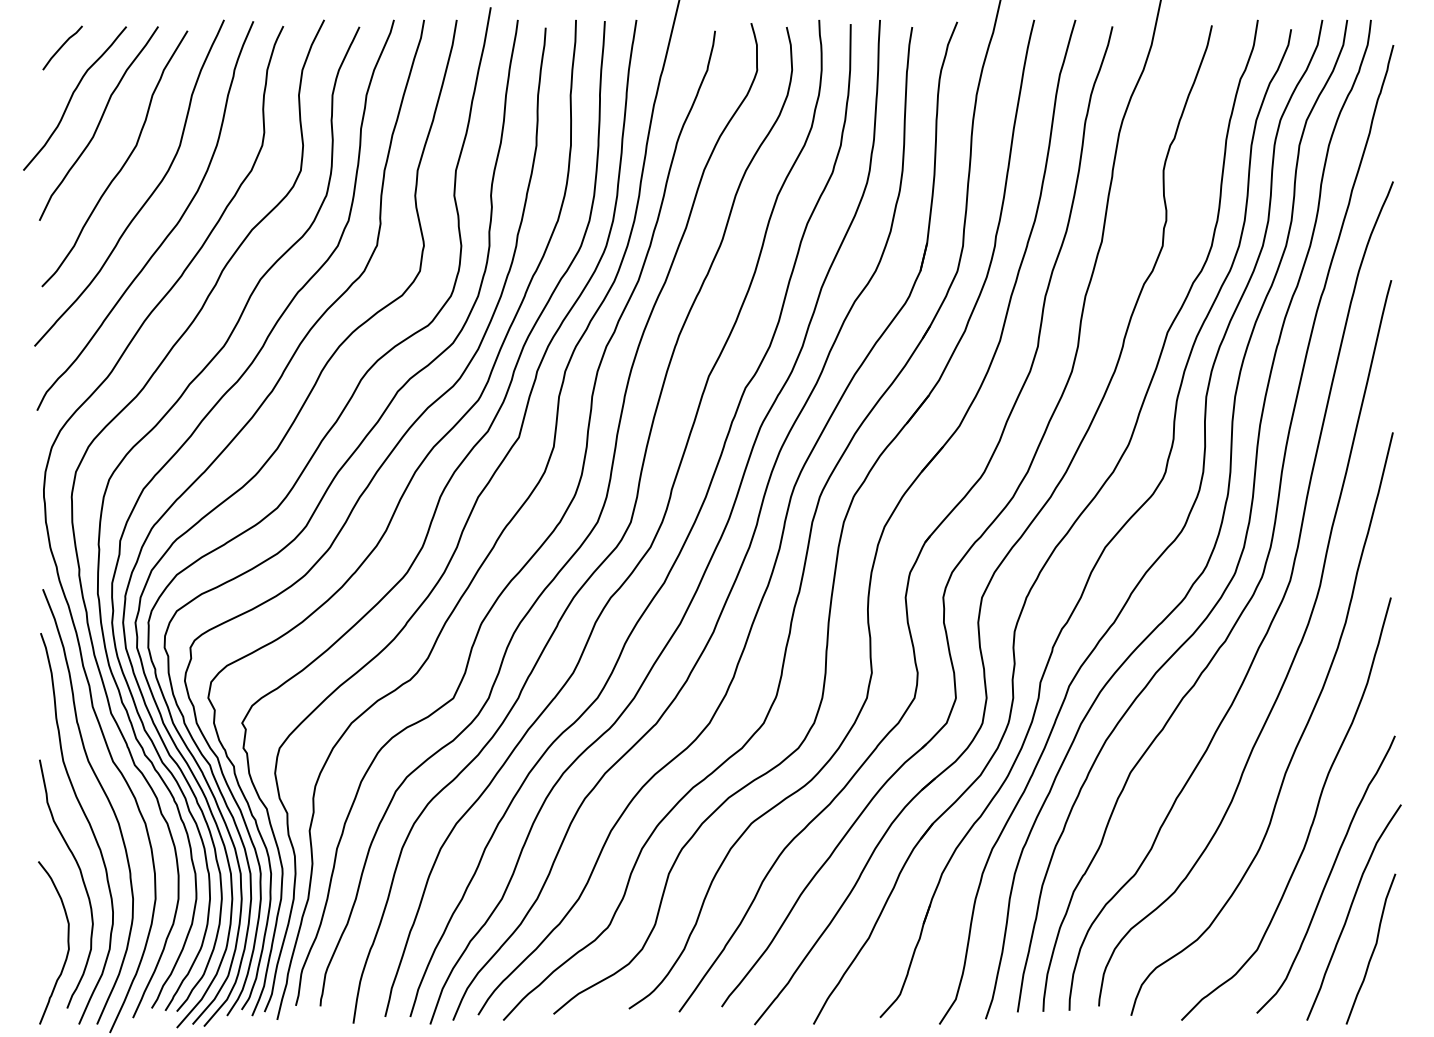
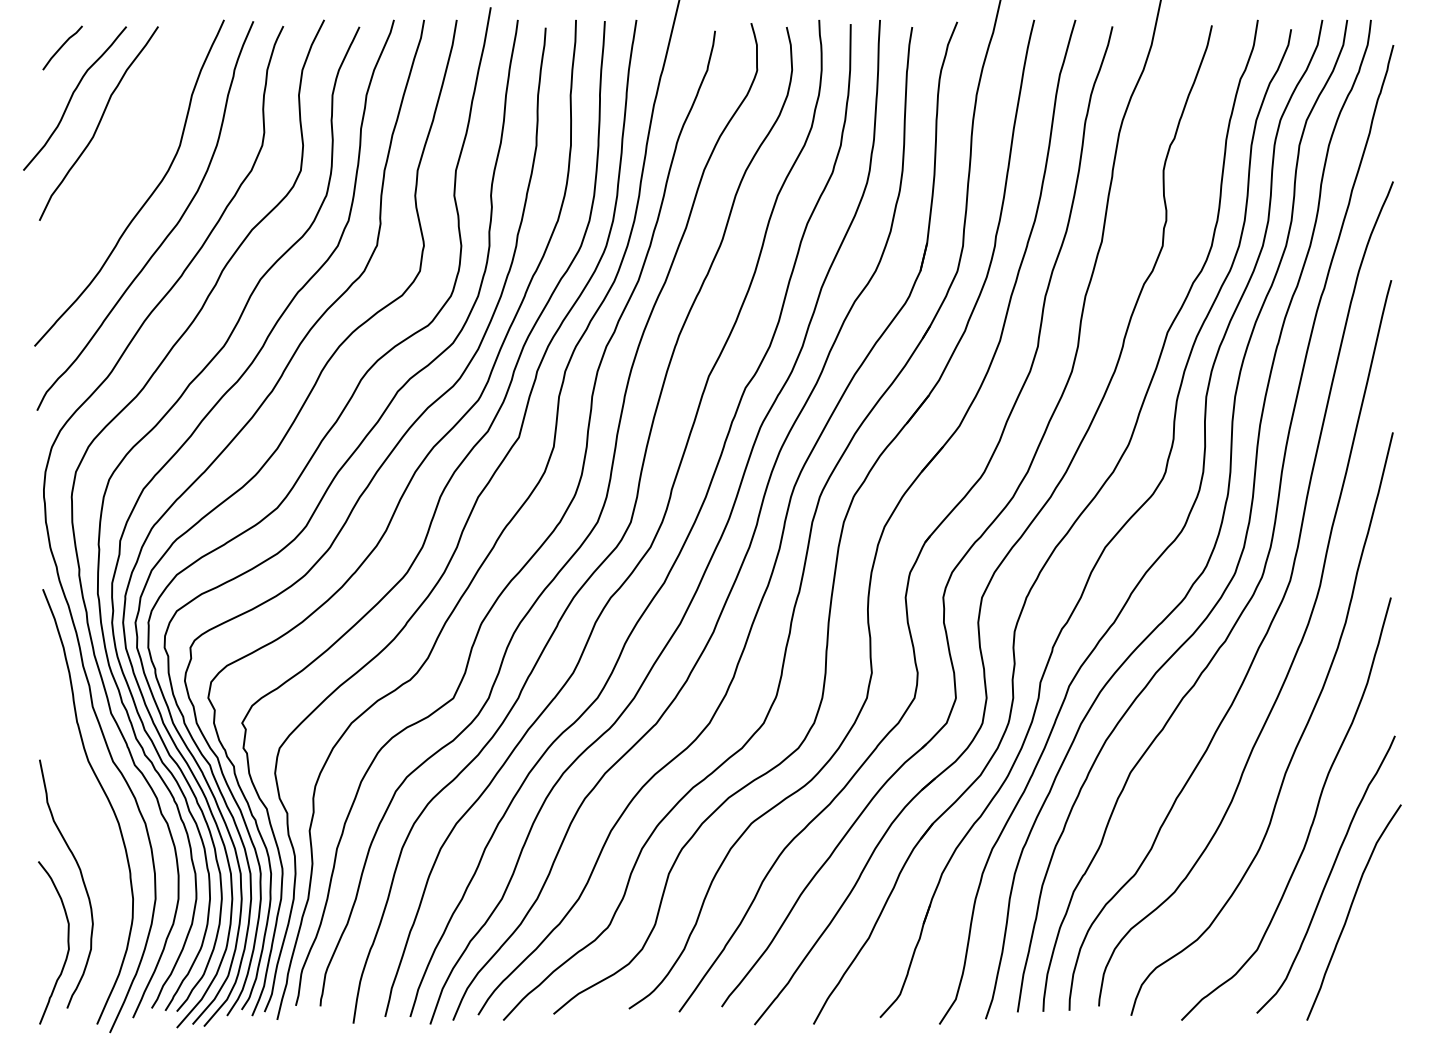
curve: present -> none (123, 163)
curve: present -> none (88, 823)
curve: present -> none (1372, 950)
